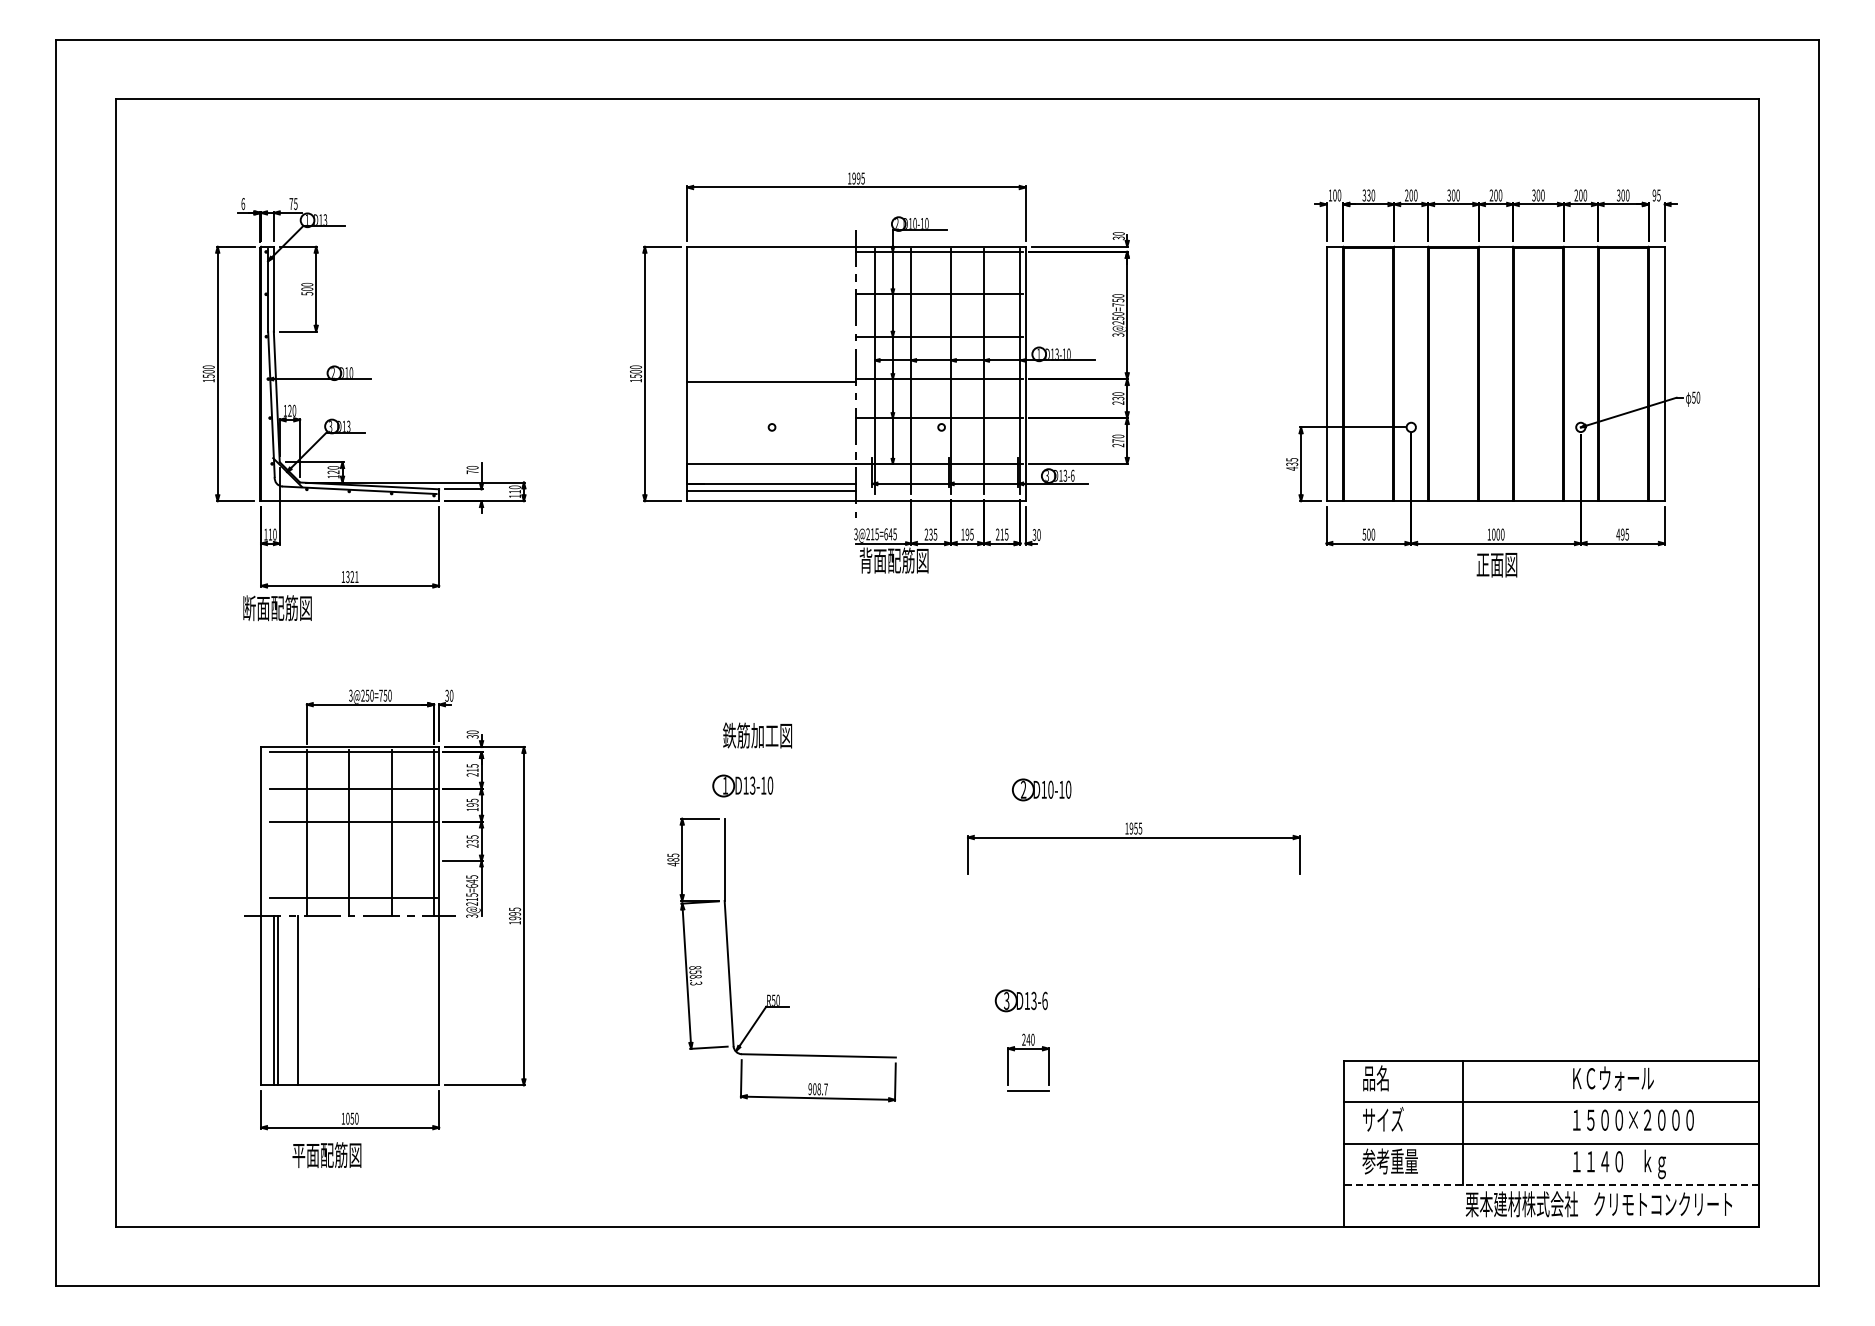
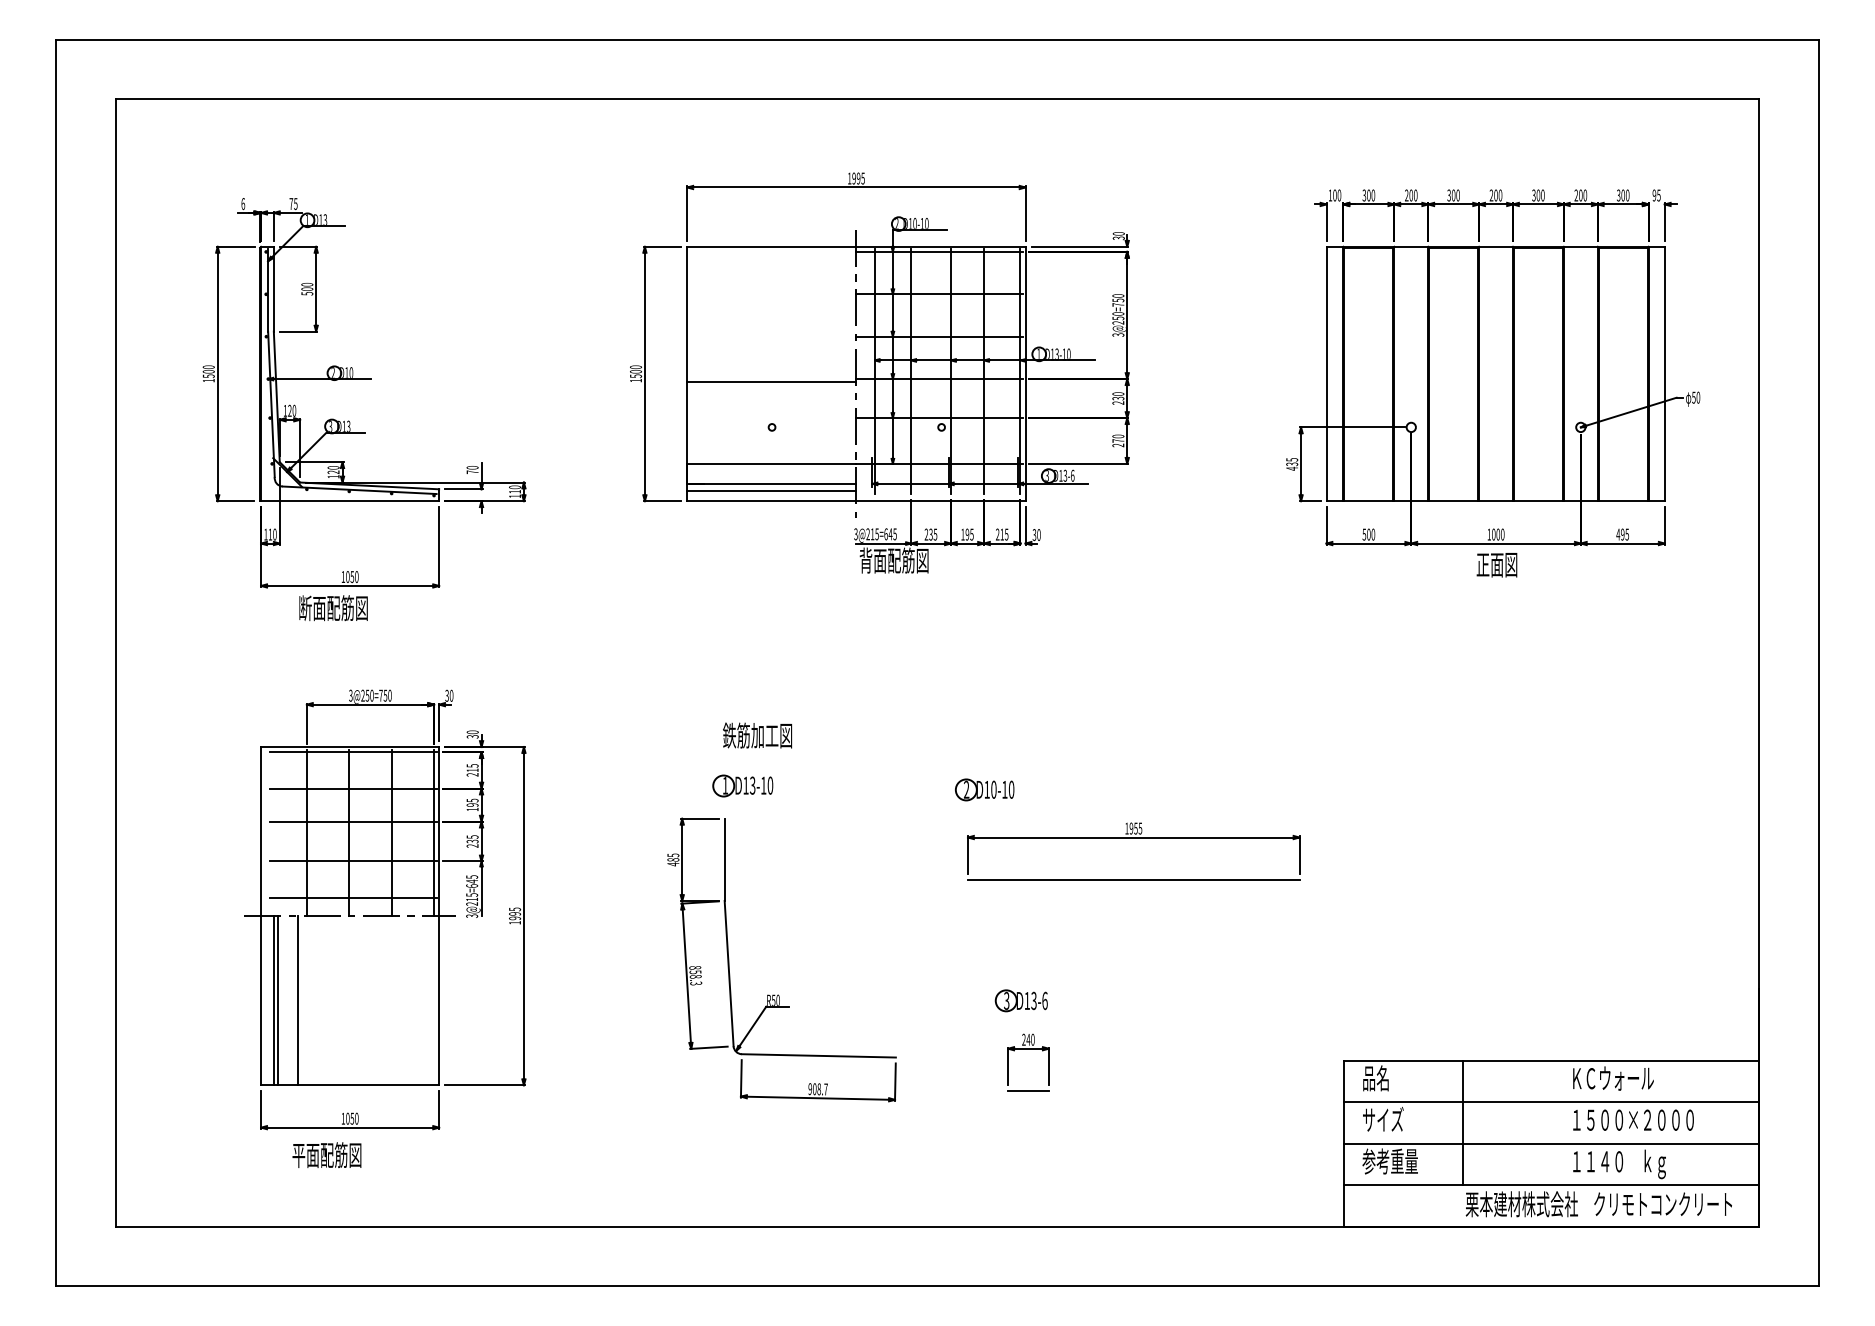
text: 330 -> 300 (1368, 195)
text: 1321 -> 1050 (352, 577)
text position: (277, 608) -> (333, 608) (333, 608)
part position: (1041, 789) -> (984, 789) (984, 789)
line: none -> present (353, 861)
line: none -> present (1133, 879)
line: dashed -> solid (1551, 1185)
